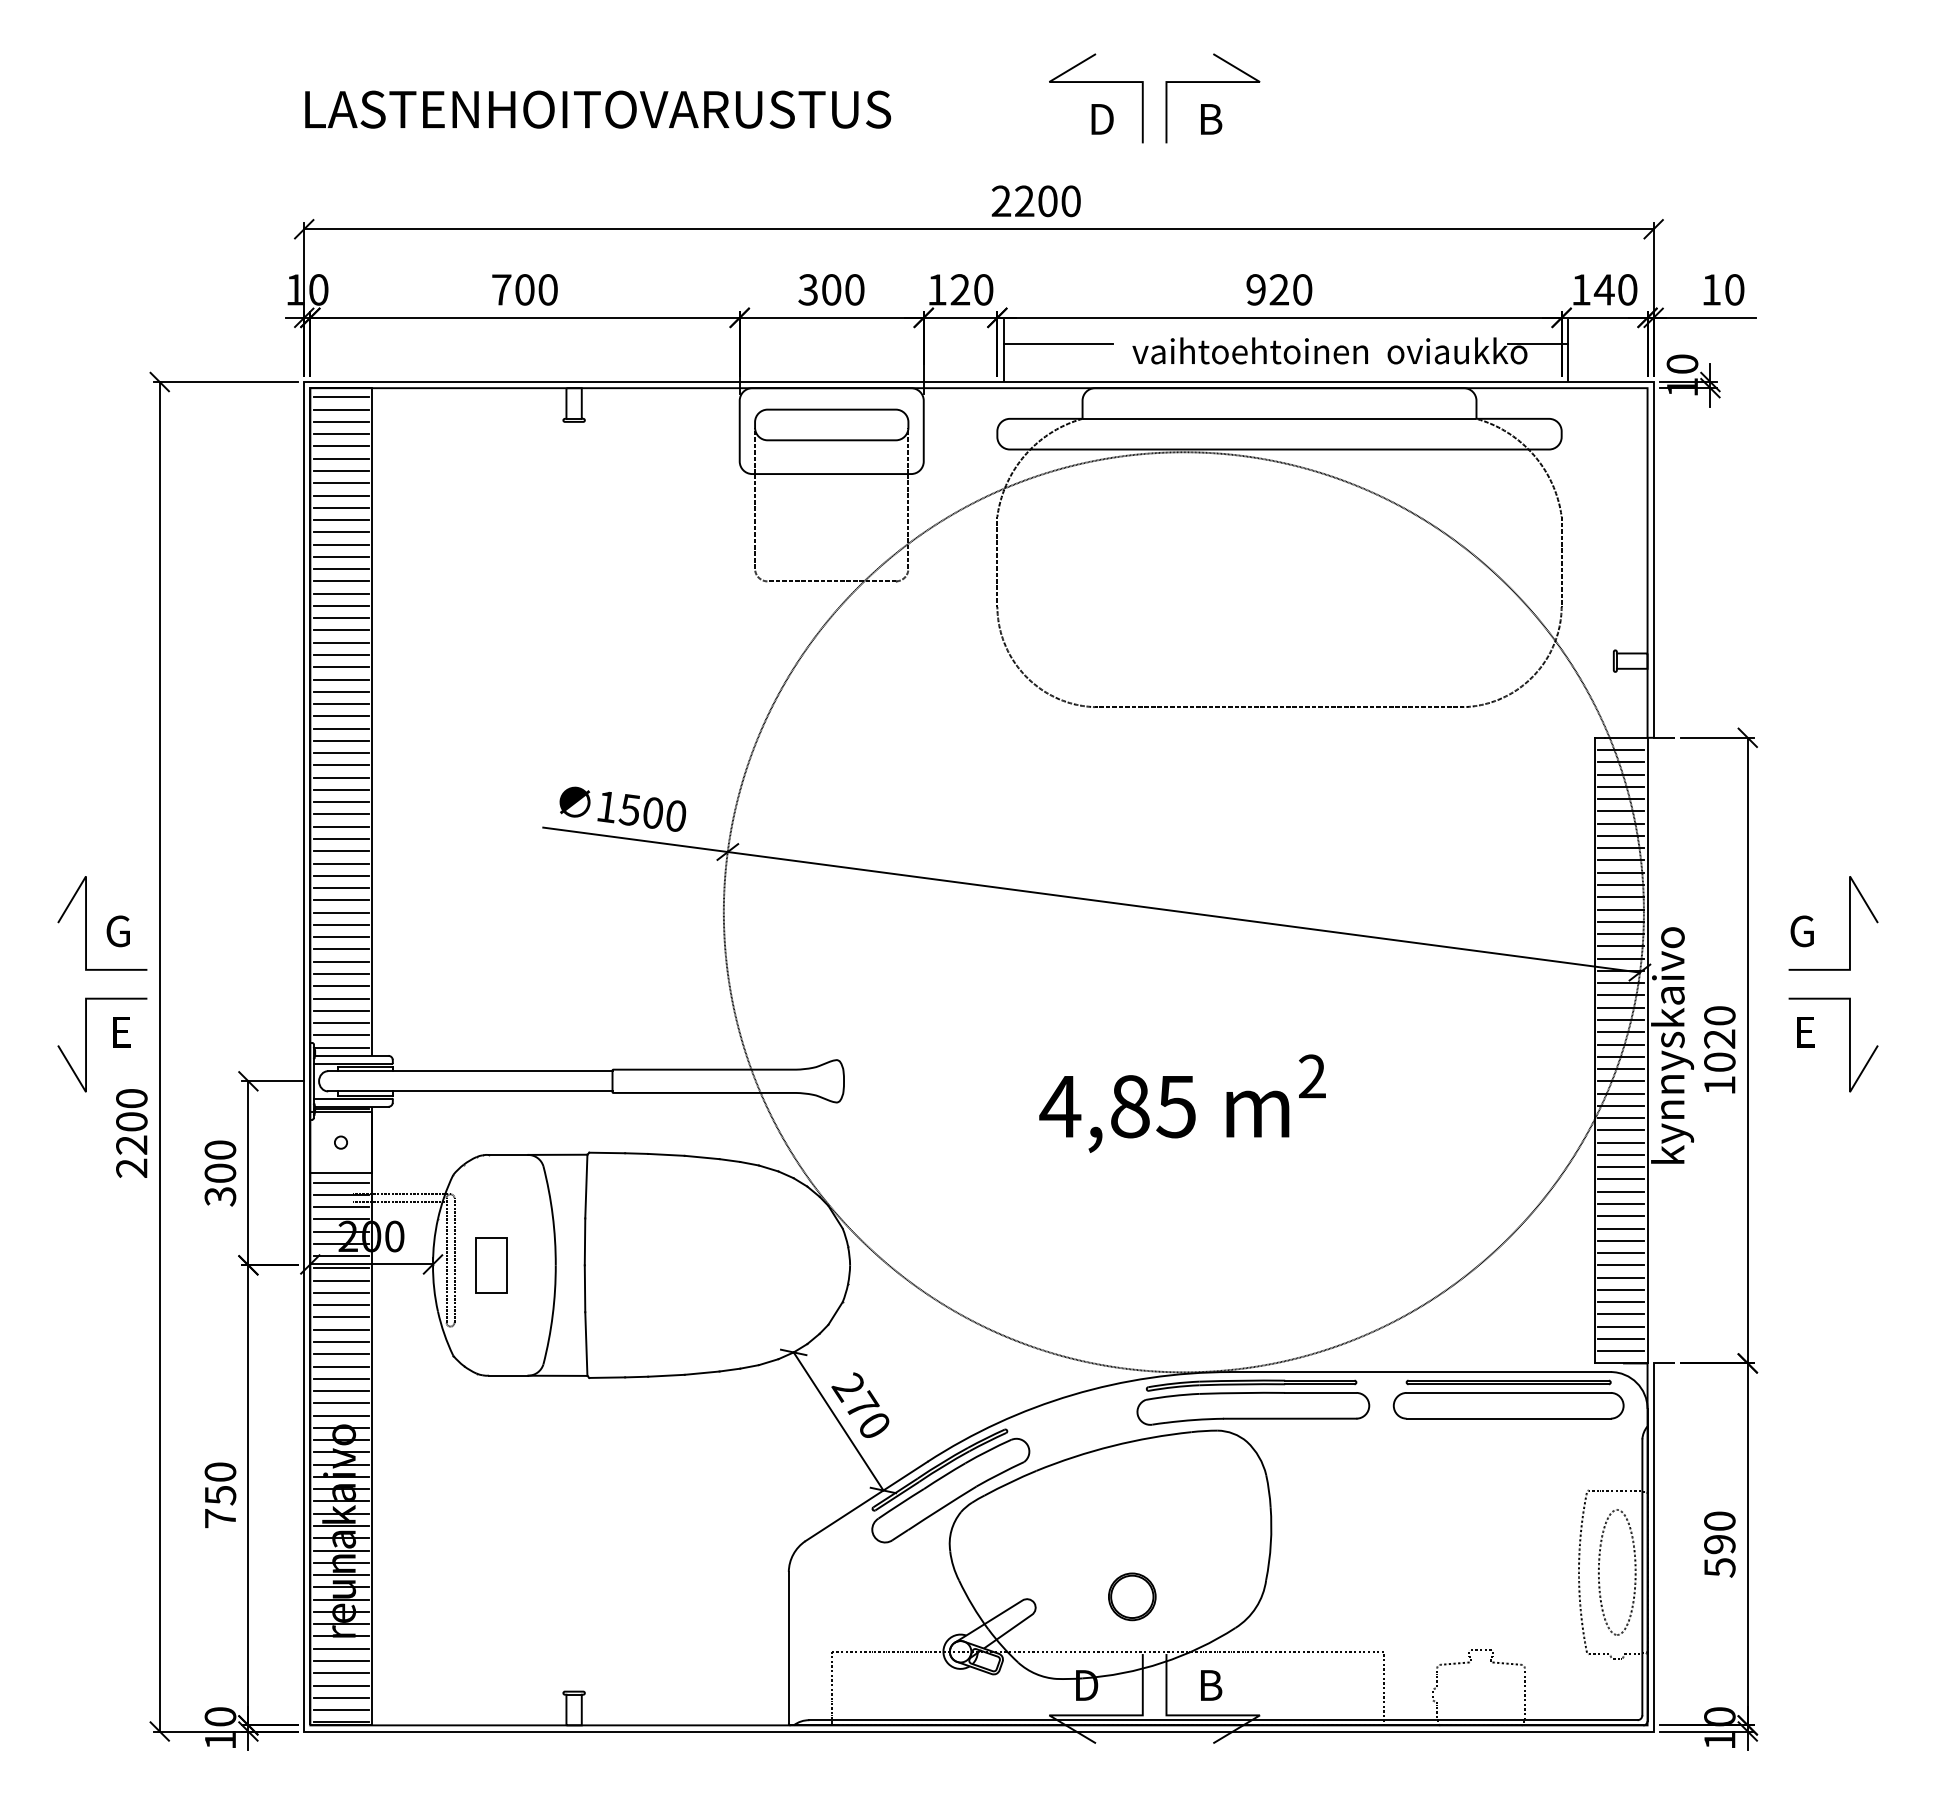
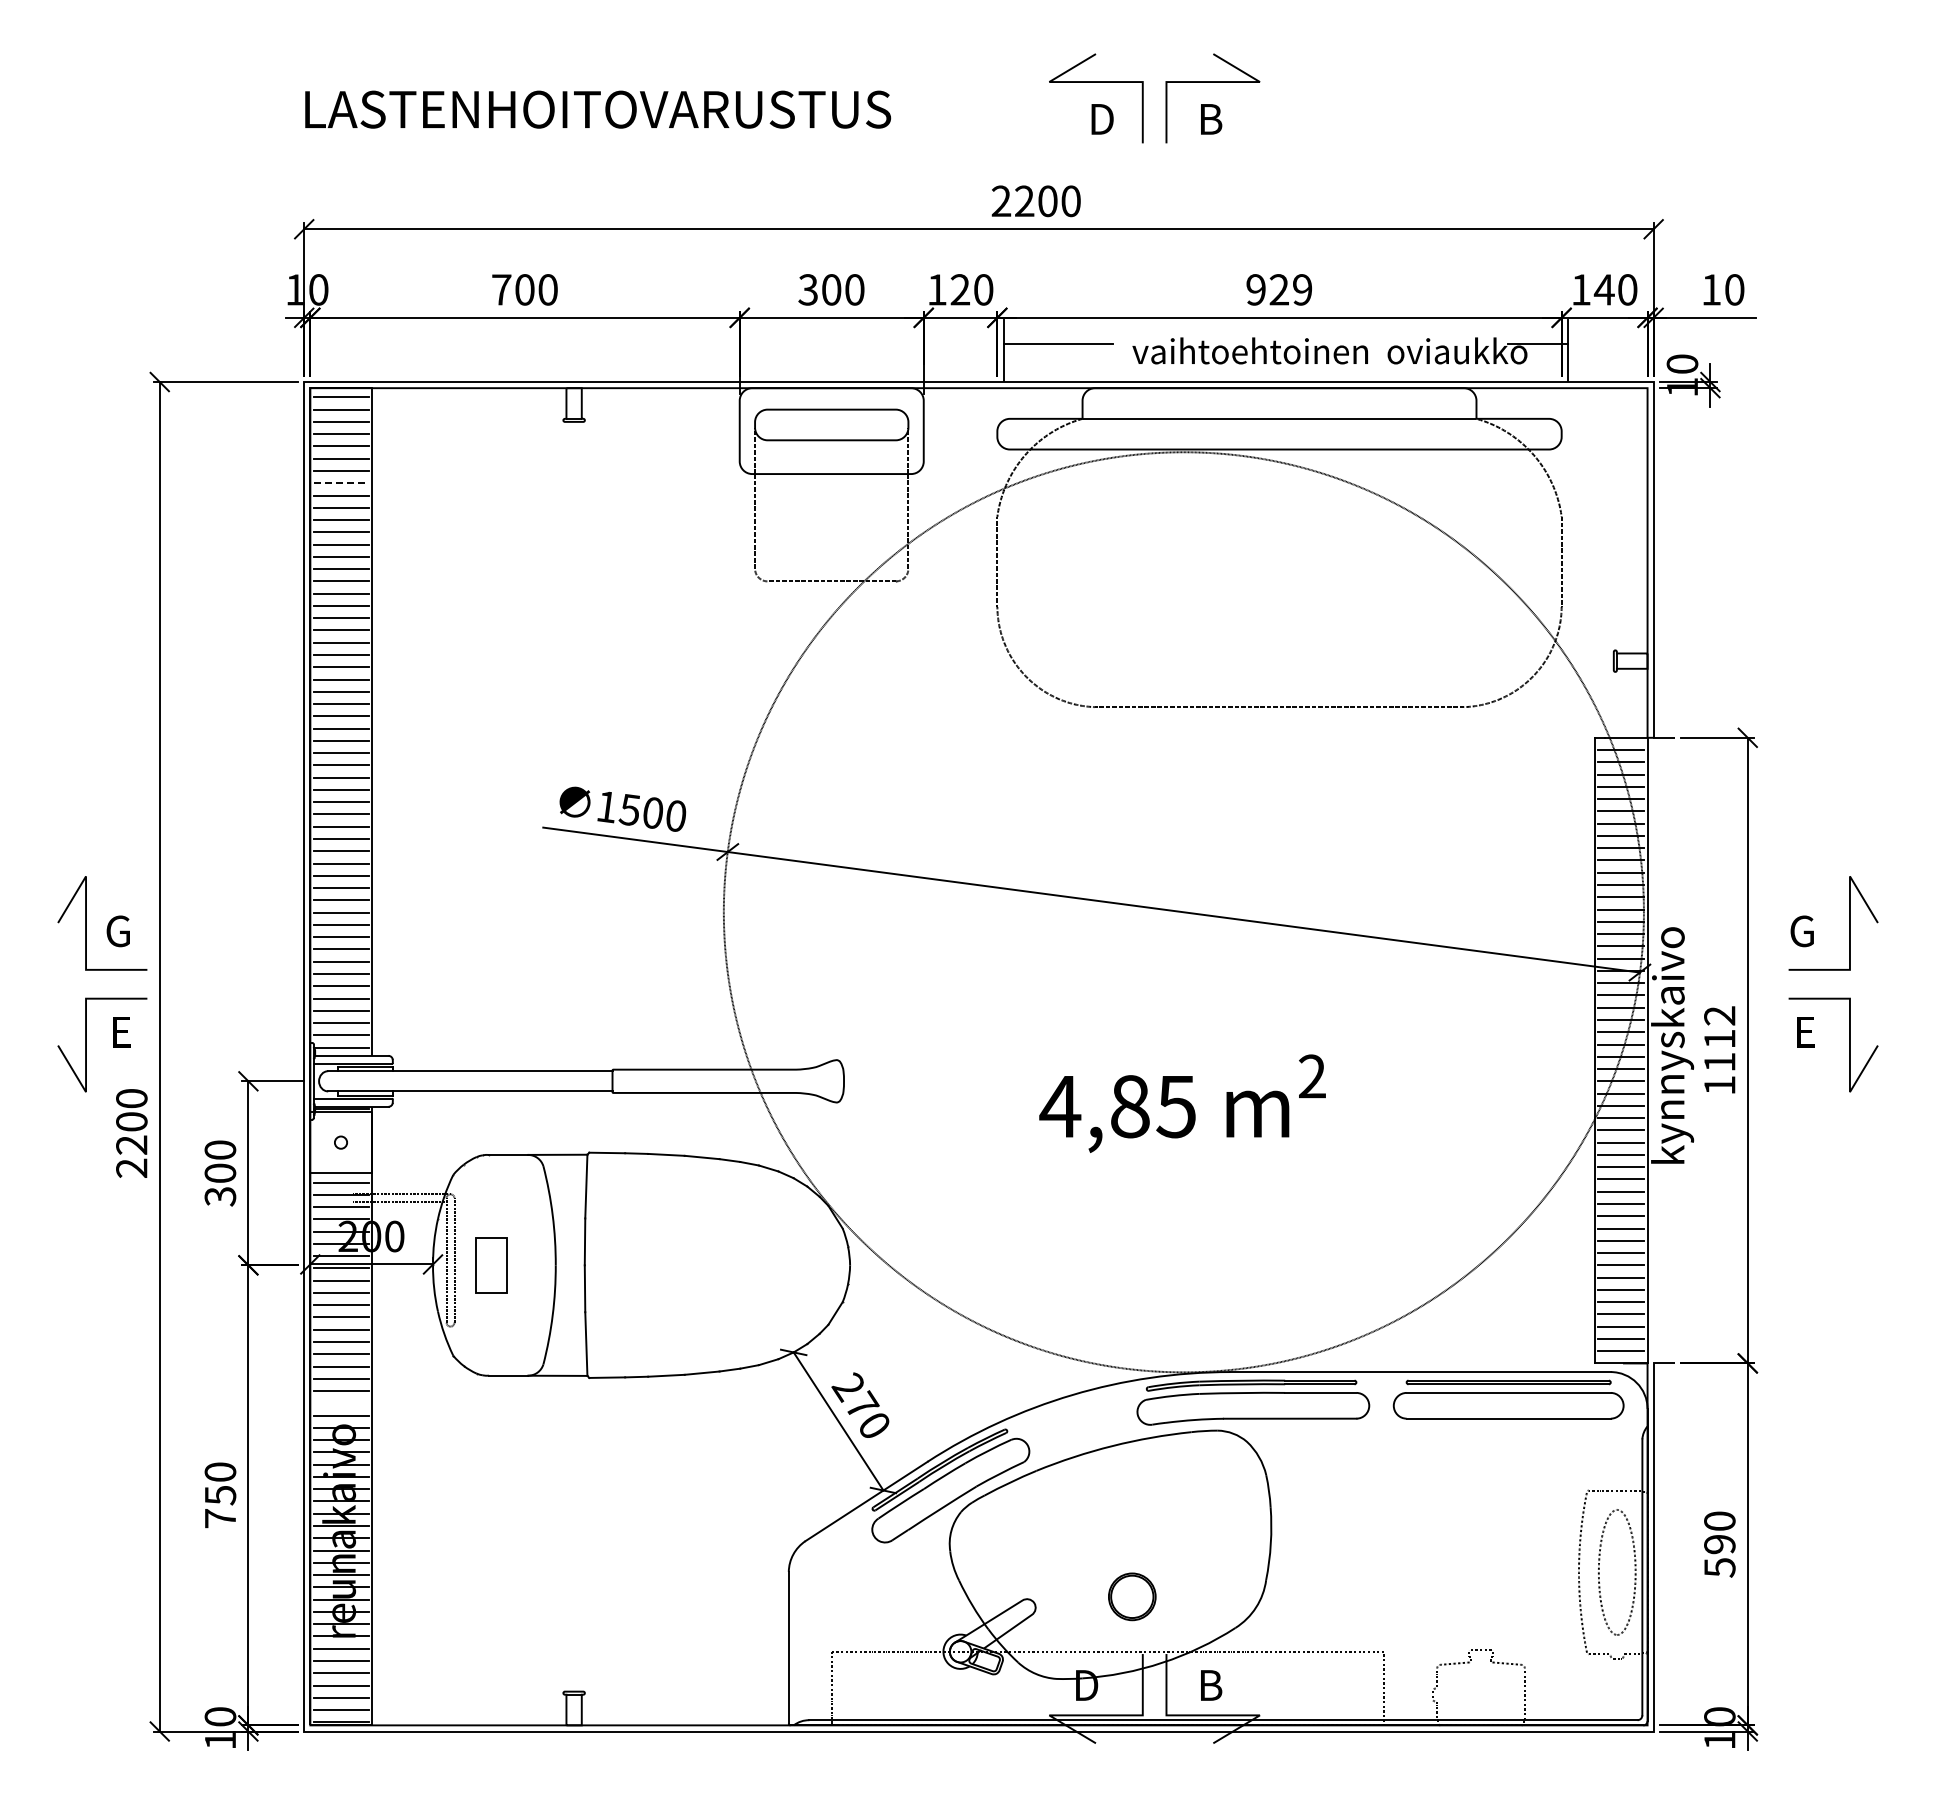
text: 920 -> 929 (1302, 289)
line: solid -> dashed (341, 483)
text: 1020 -> 1112 (1719, 1038)
line: present -> none (341, 1403)
